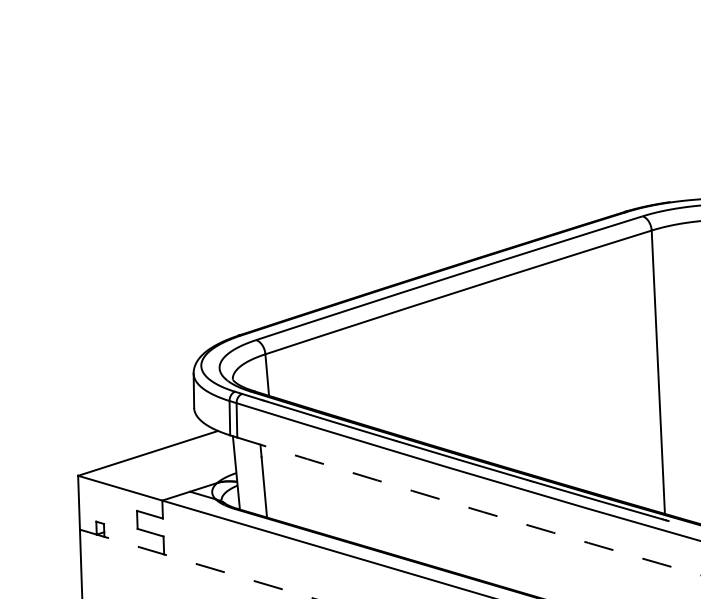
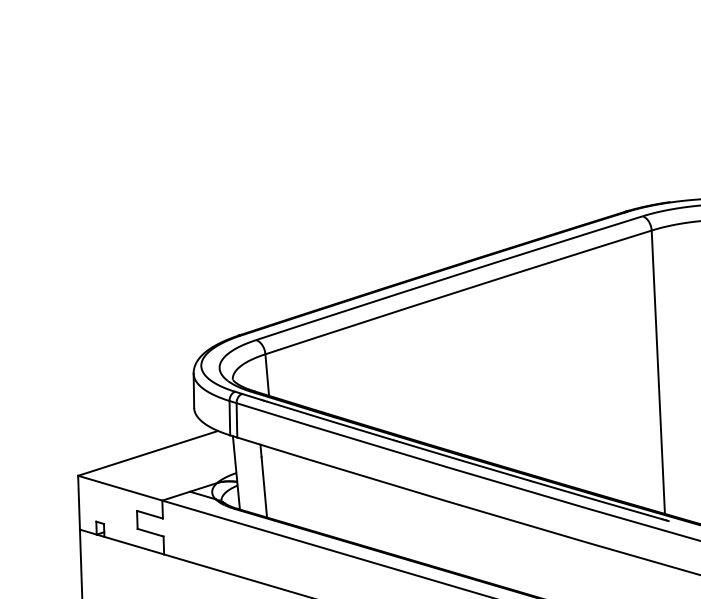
arc: dashed -> solid (469, 507)
line: dashed -> solid (197, 564)
